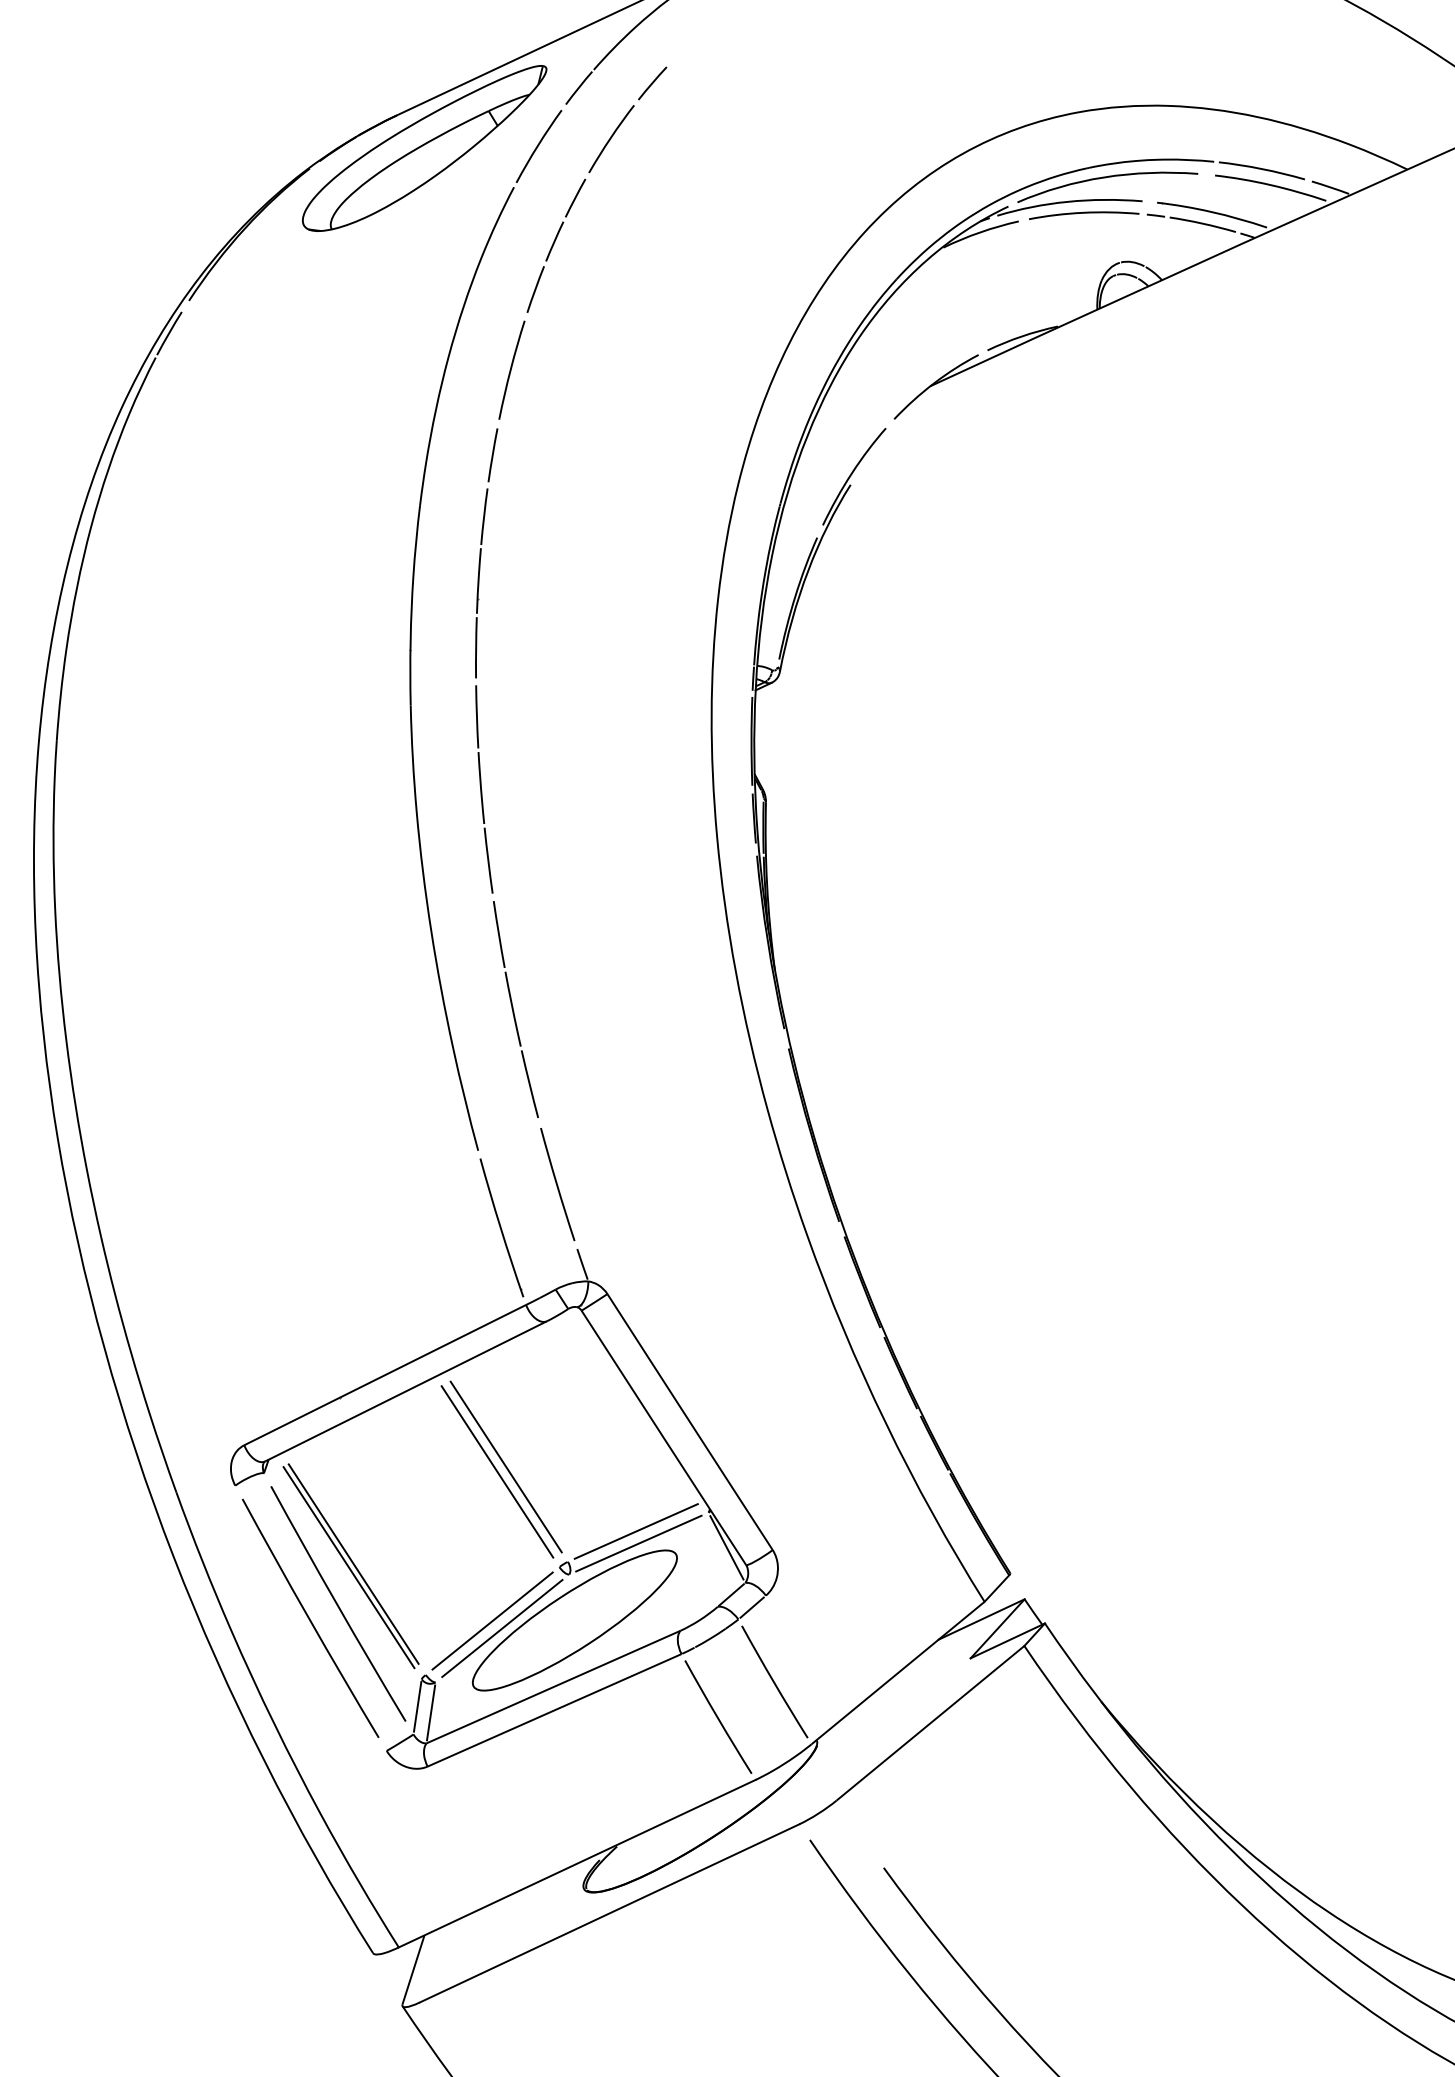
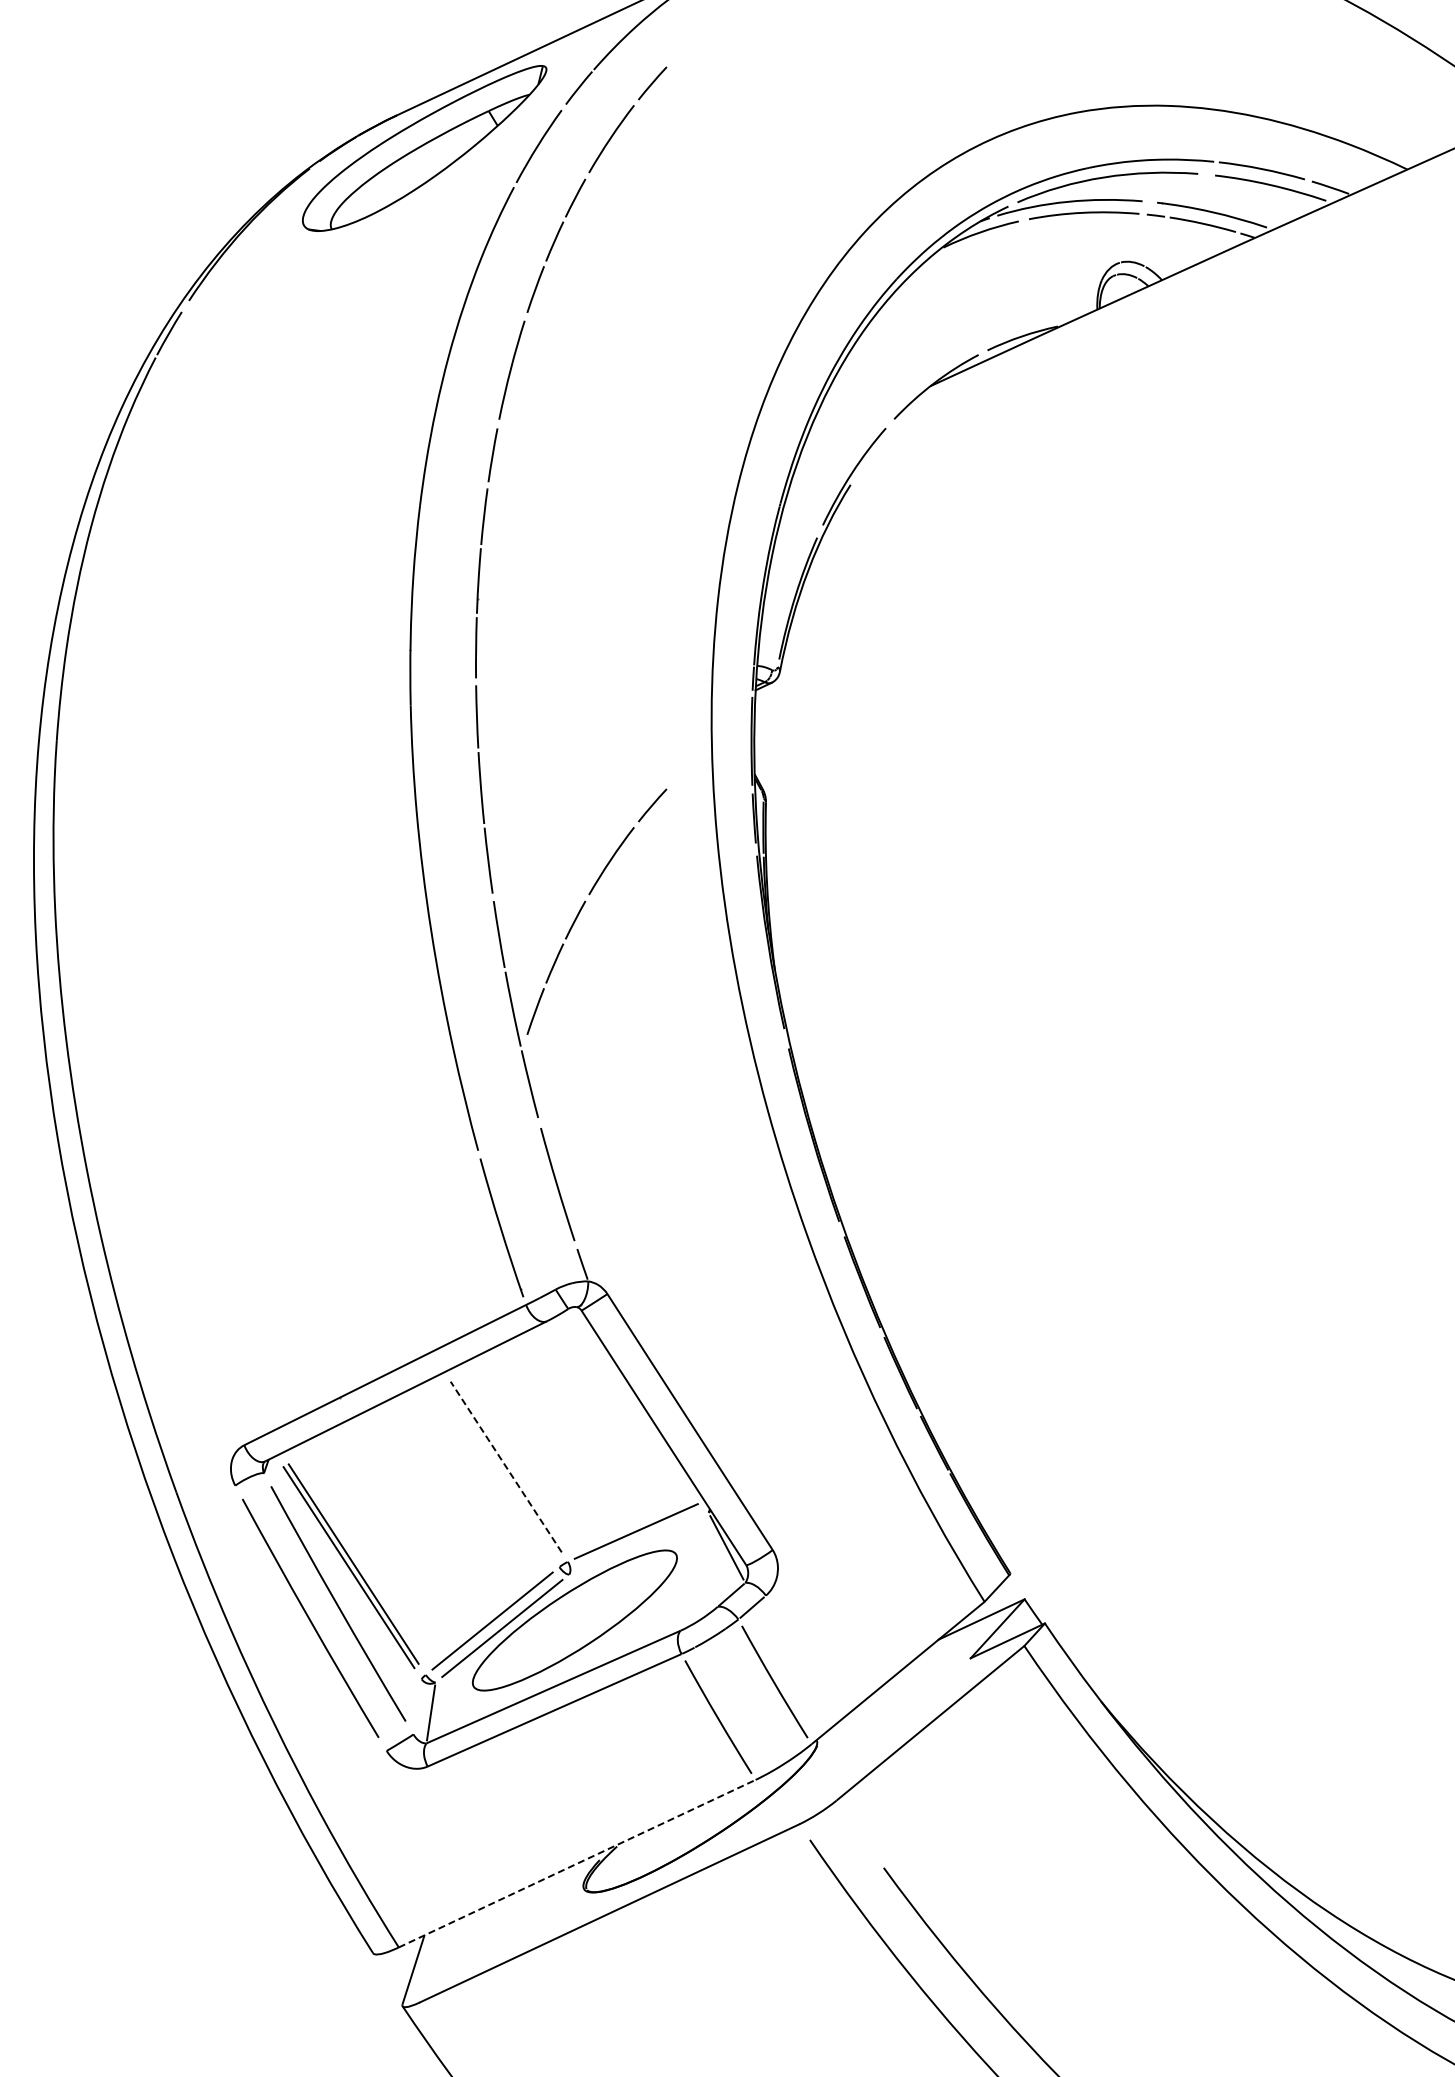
part: none -> present (584, 905)
line: solid -> dashed (506, 1467)
line: present -> none (497, 1471)
line: present -> none (638, 1543)
line: present -> none (417, 1706)
line: solid -> dashed (577, 1863)
